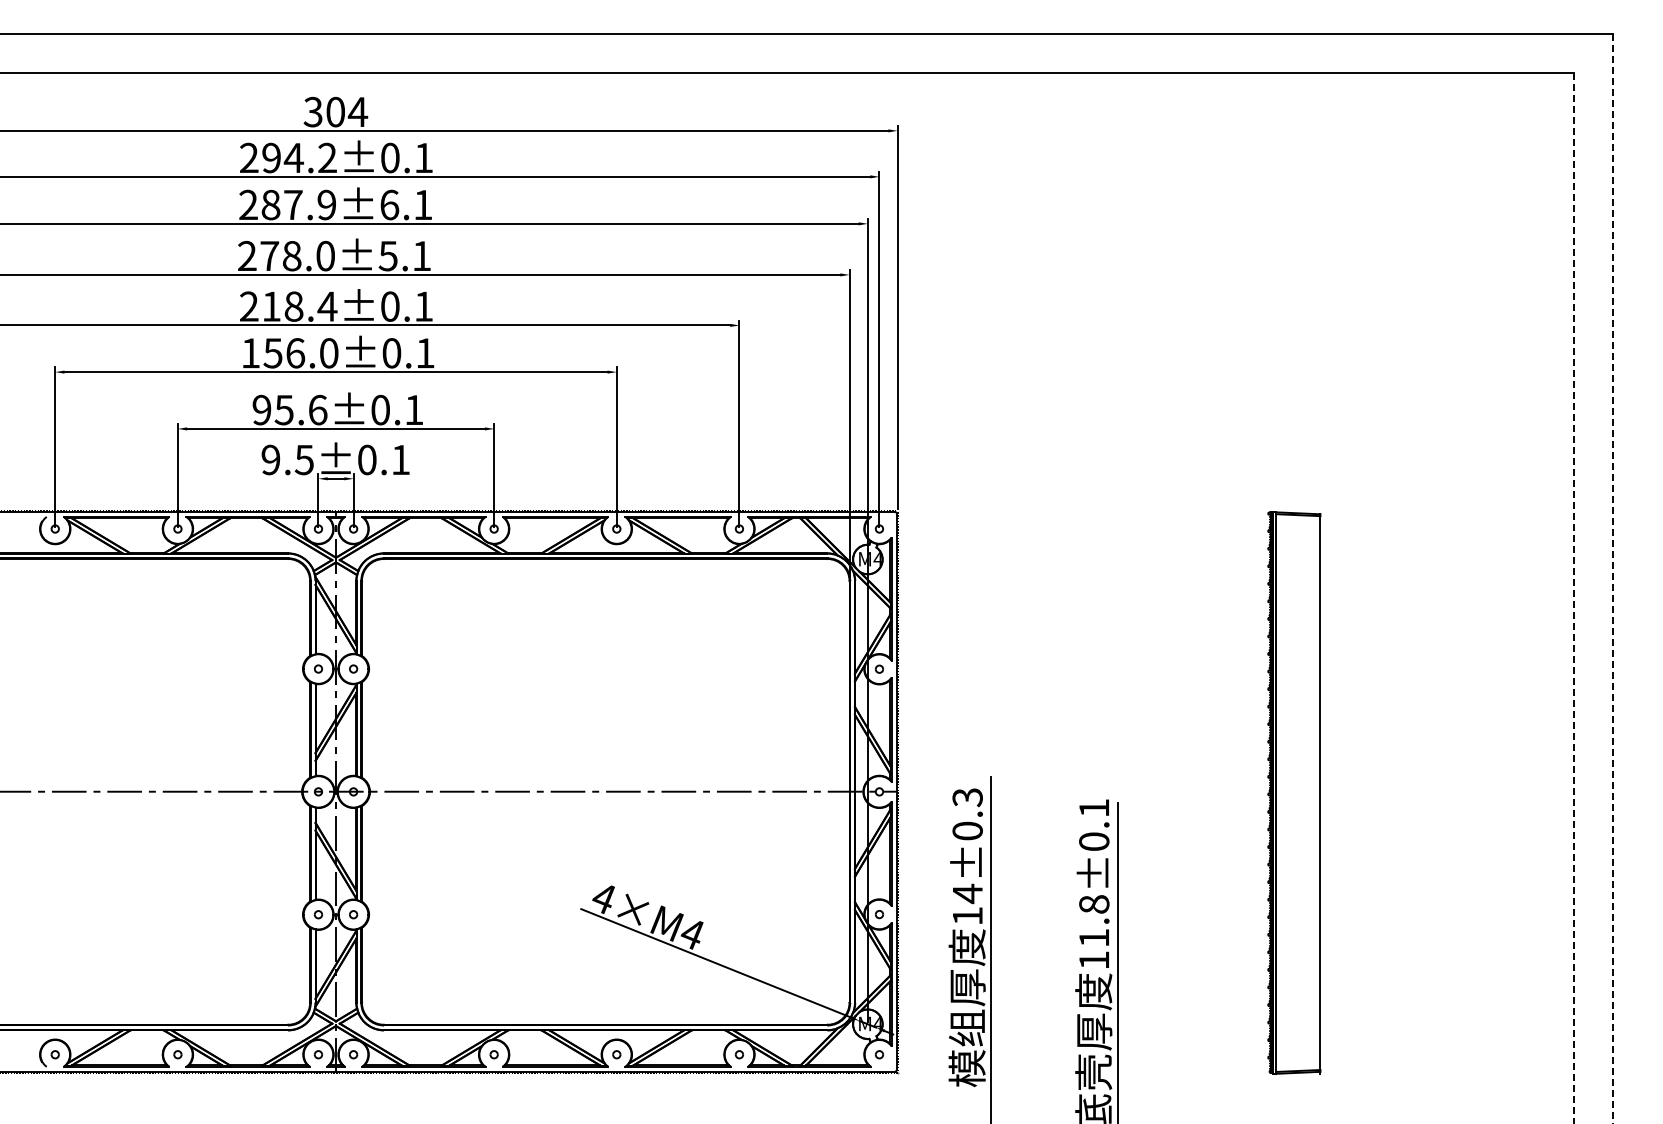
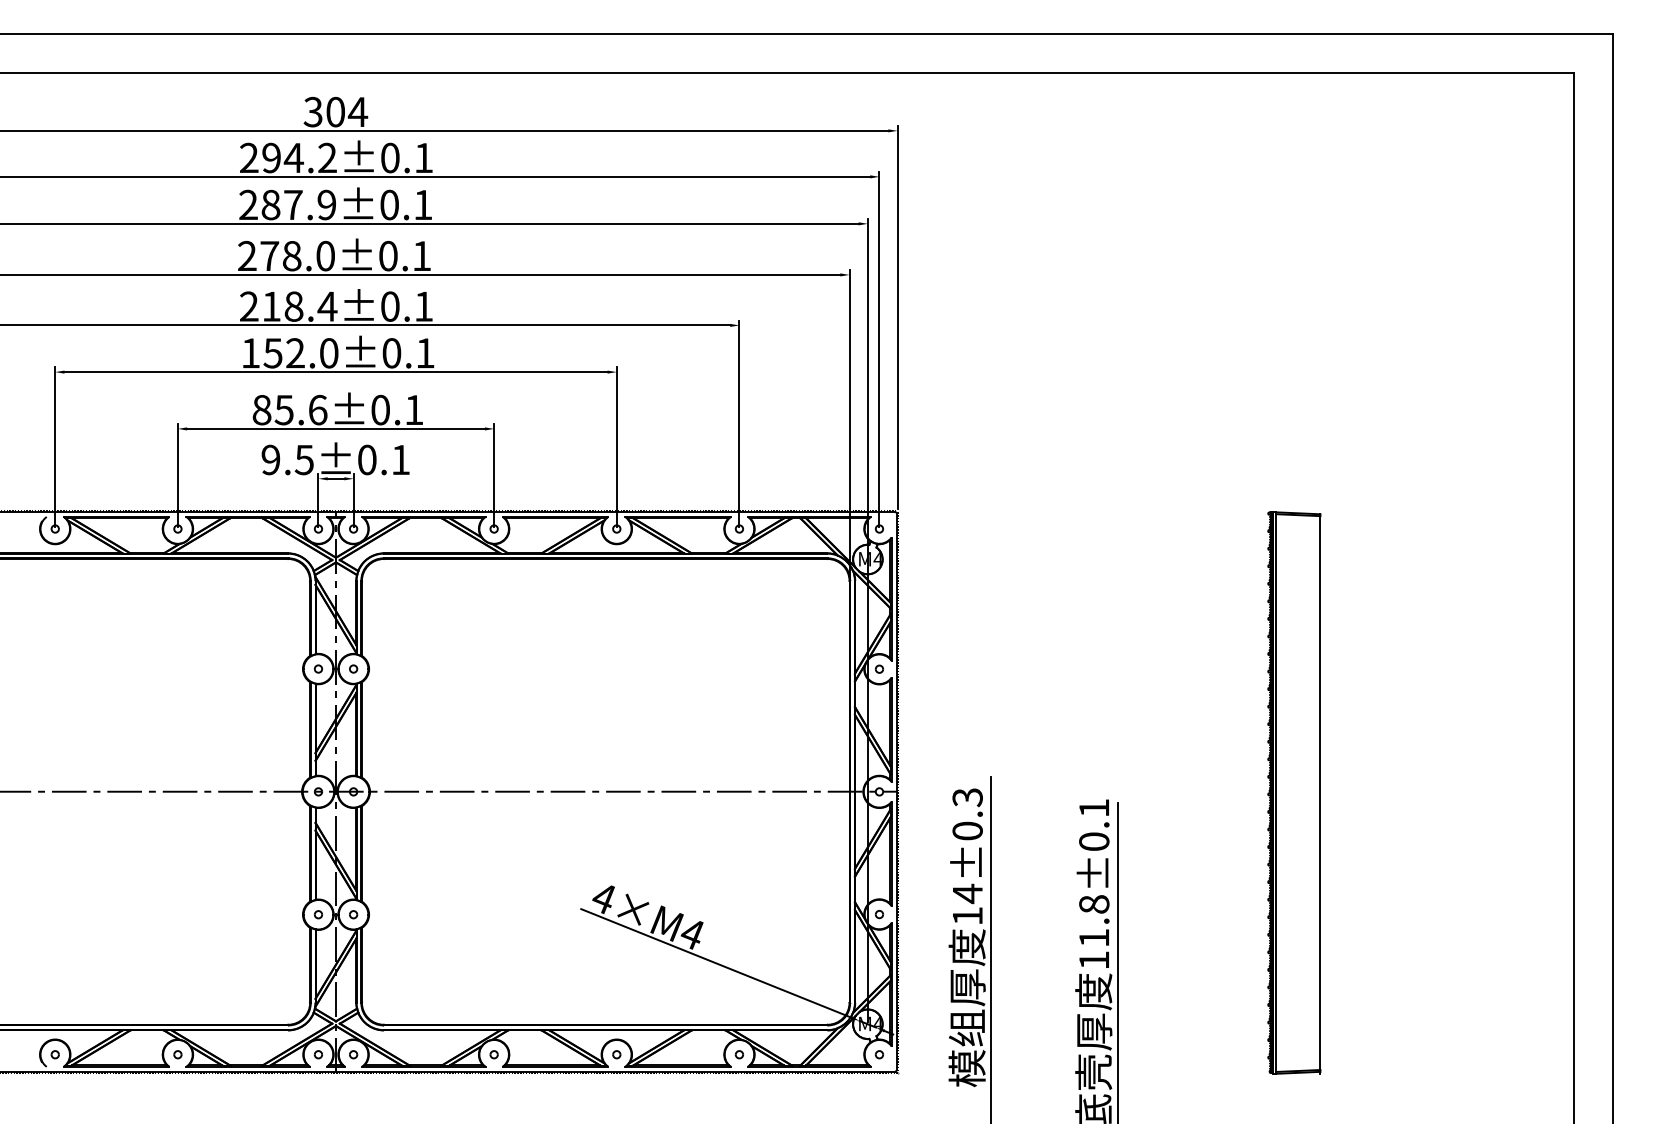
text: 287.9±6.1 -> 287.9±0.1 (389, 204)
text: 278.0±5.1 -> 278.0±0.1 (387, 255)
text: 156.0±0.1 -> 152.0±0.1 (295, 353)
text: 95.6±0.1 -> 85.6±0.1 (261, 409)
line: dashed -> solid (1613, 578)
line: dashed -> solid (1573, 599)
